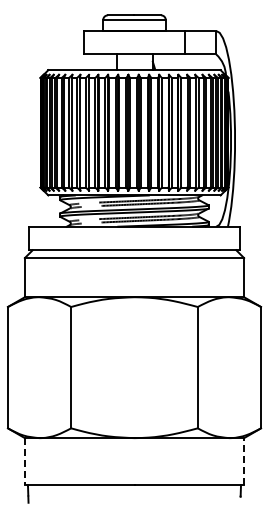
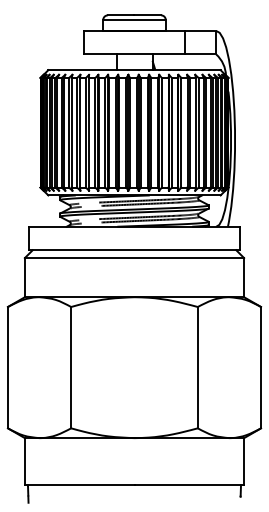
line: dashed -> solid (244, 461)
line: dashed -> solid (24, 462)
